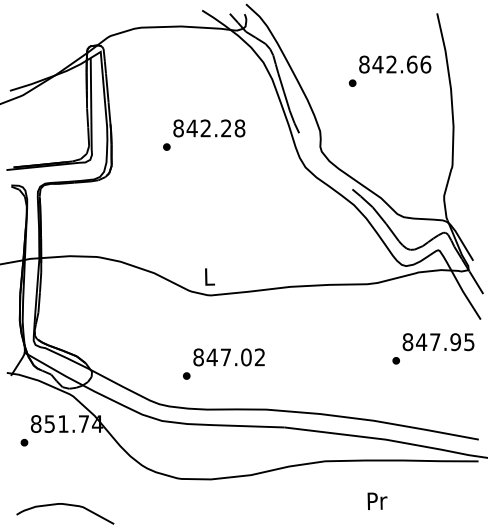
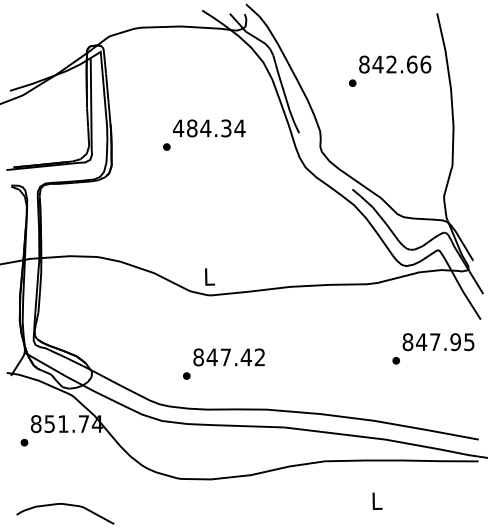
text: 842.28 -> 484.34 (208, 128)
text: 847.02 -> 847.42 (245, 357)
text: Pr -> L (377, 501)
